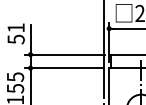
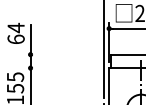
text: 51 -> 64 (15, 33)
line: present -> none (65, 54)
line: present -> none (64, 68)
